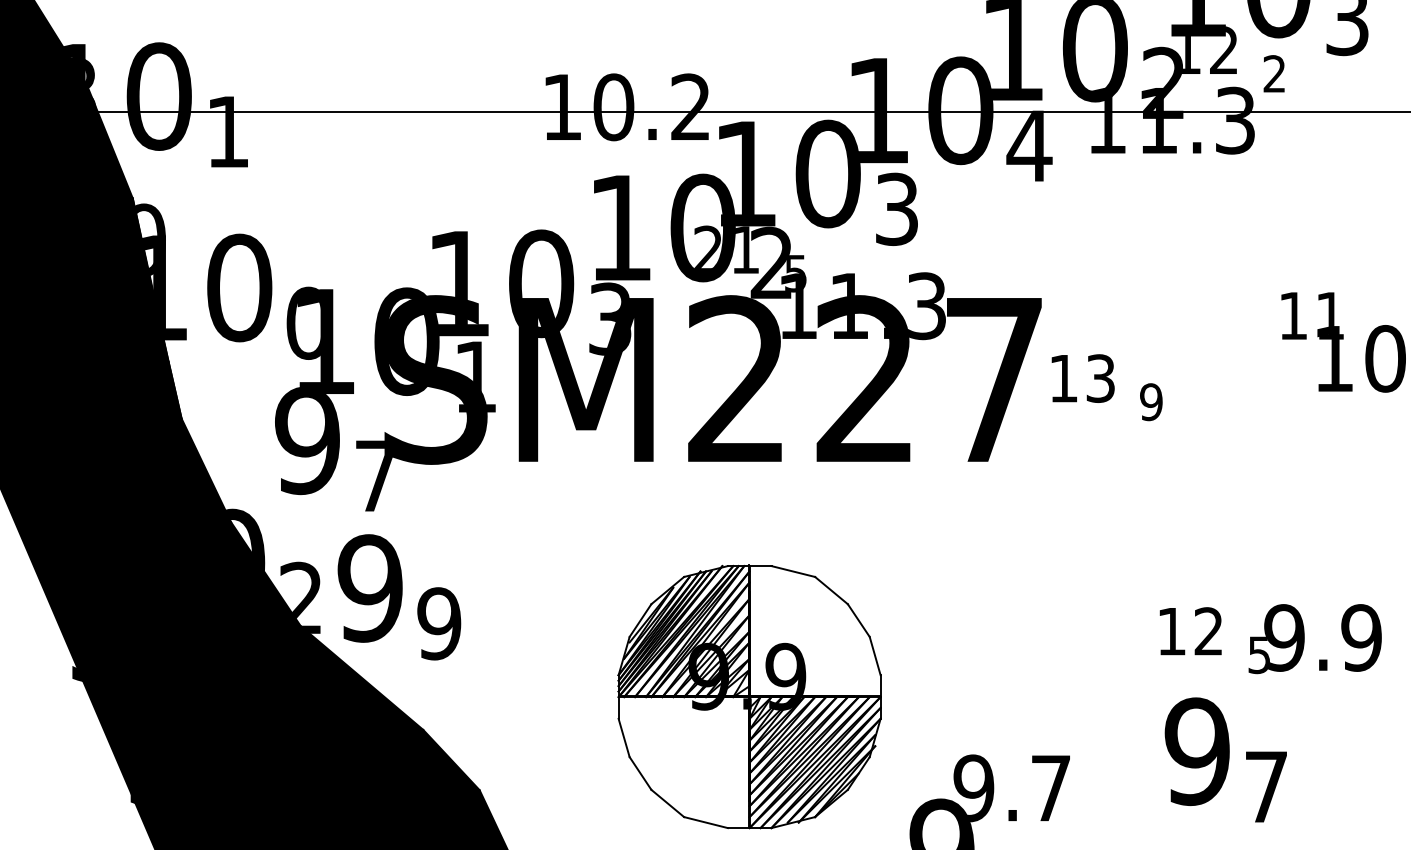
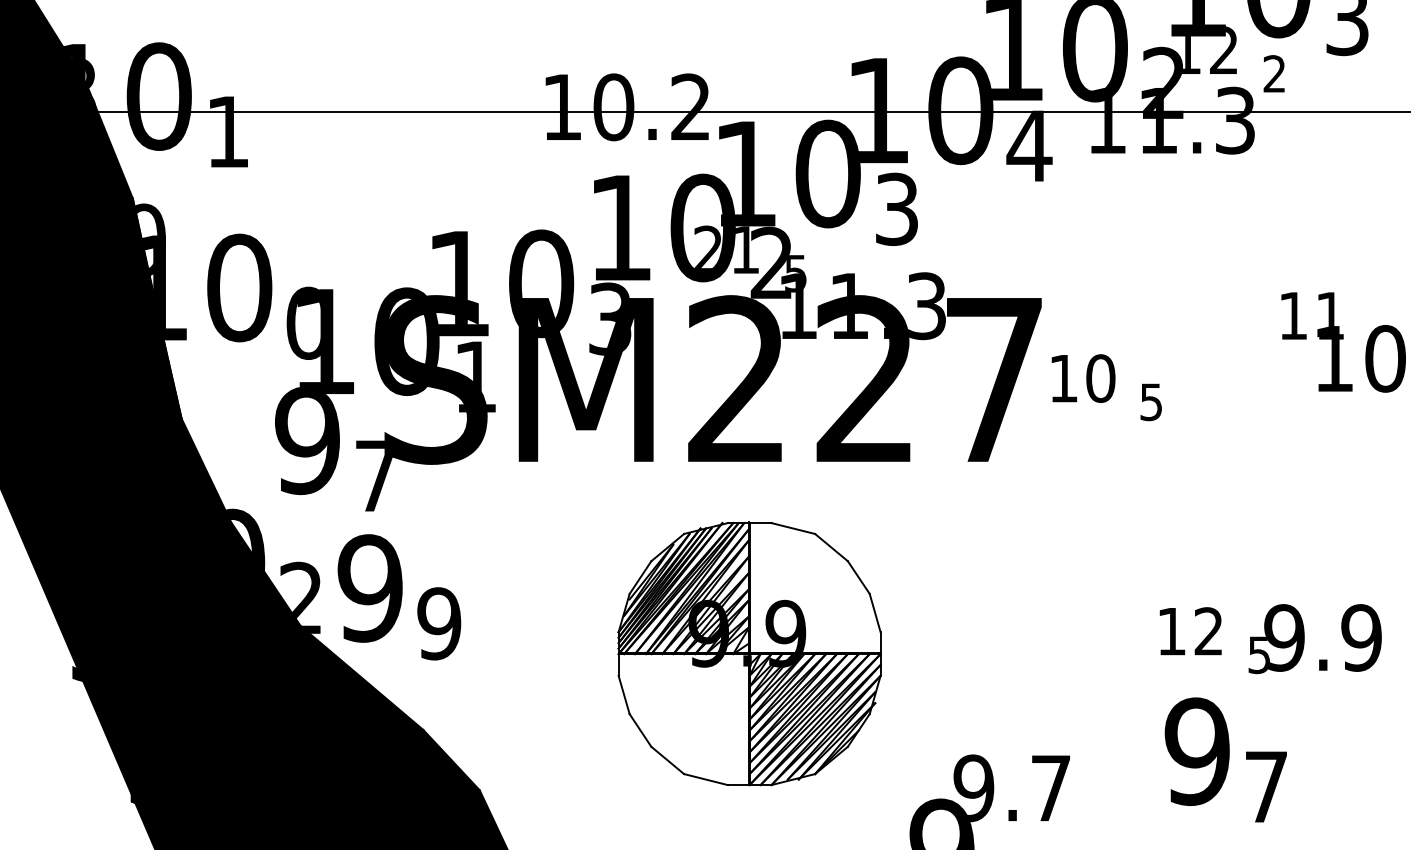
text: 13 -> 10 (1100, 378)
text: 9 -> 5 (1151, 401)
part position: (749, 696) -> (749, 653) (749, 653)
